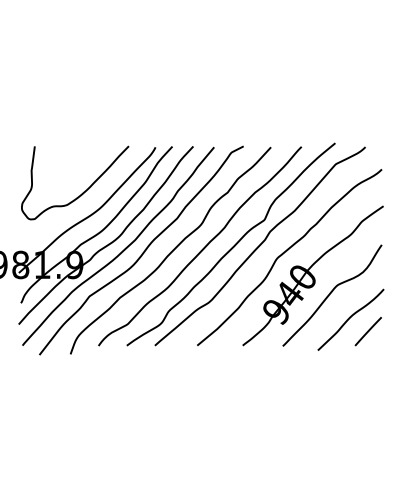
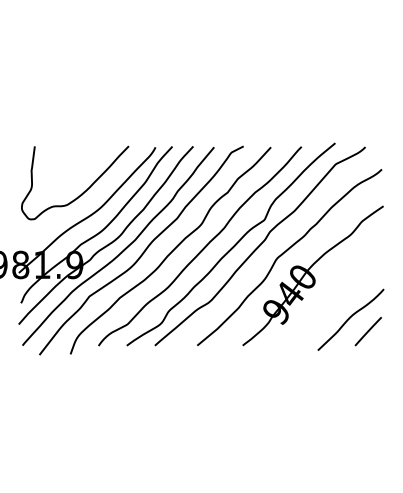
curve: present -> none (331, 293)
